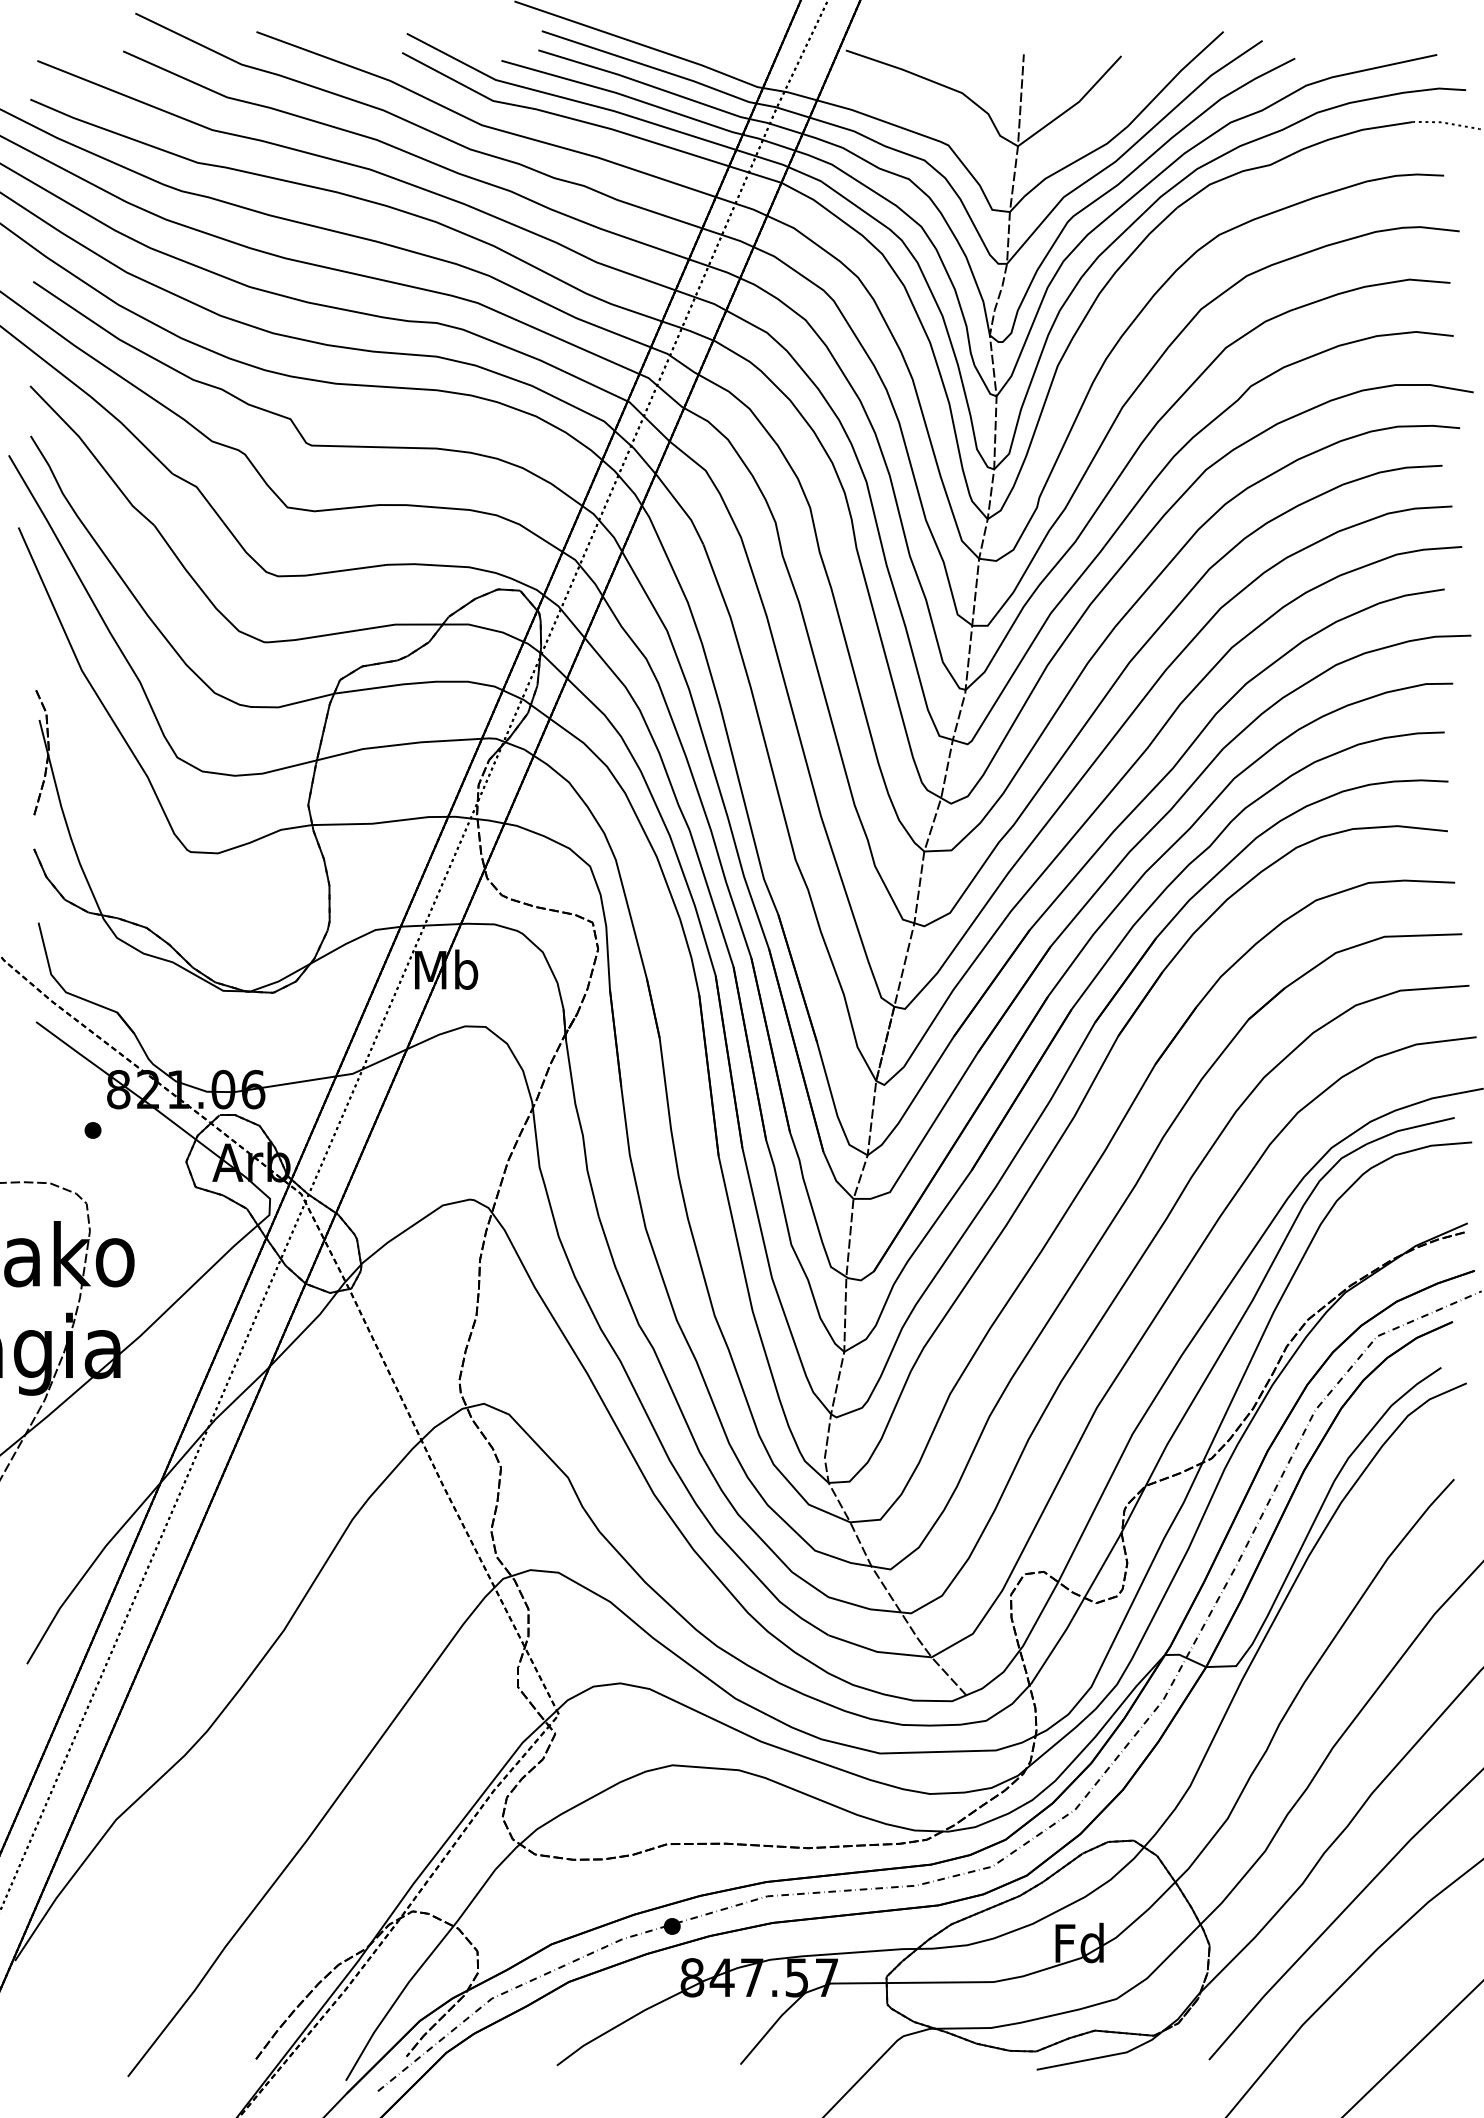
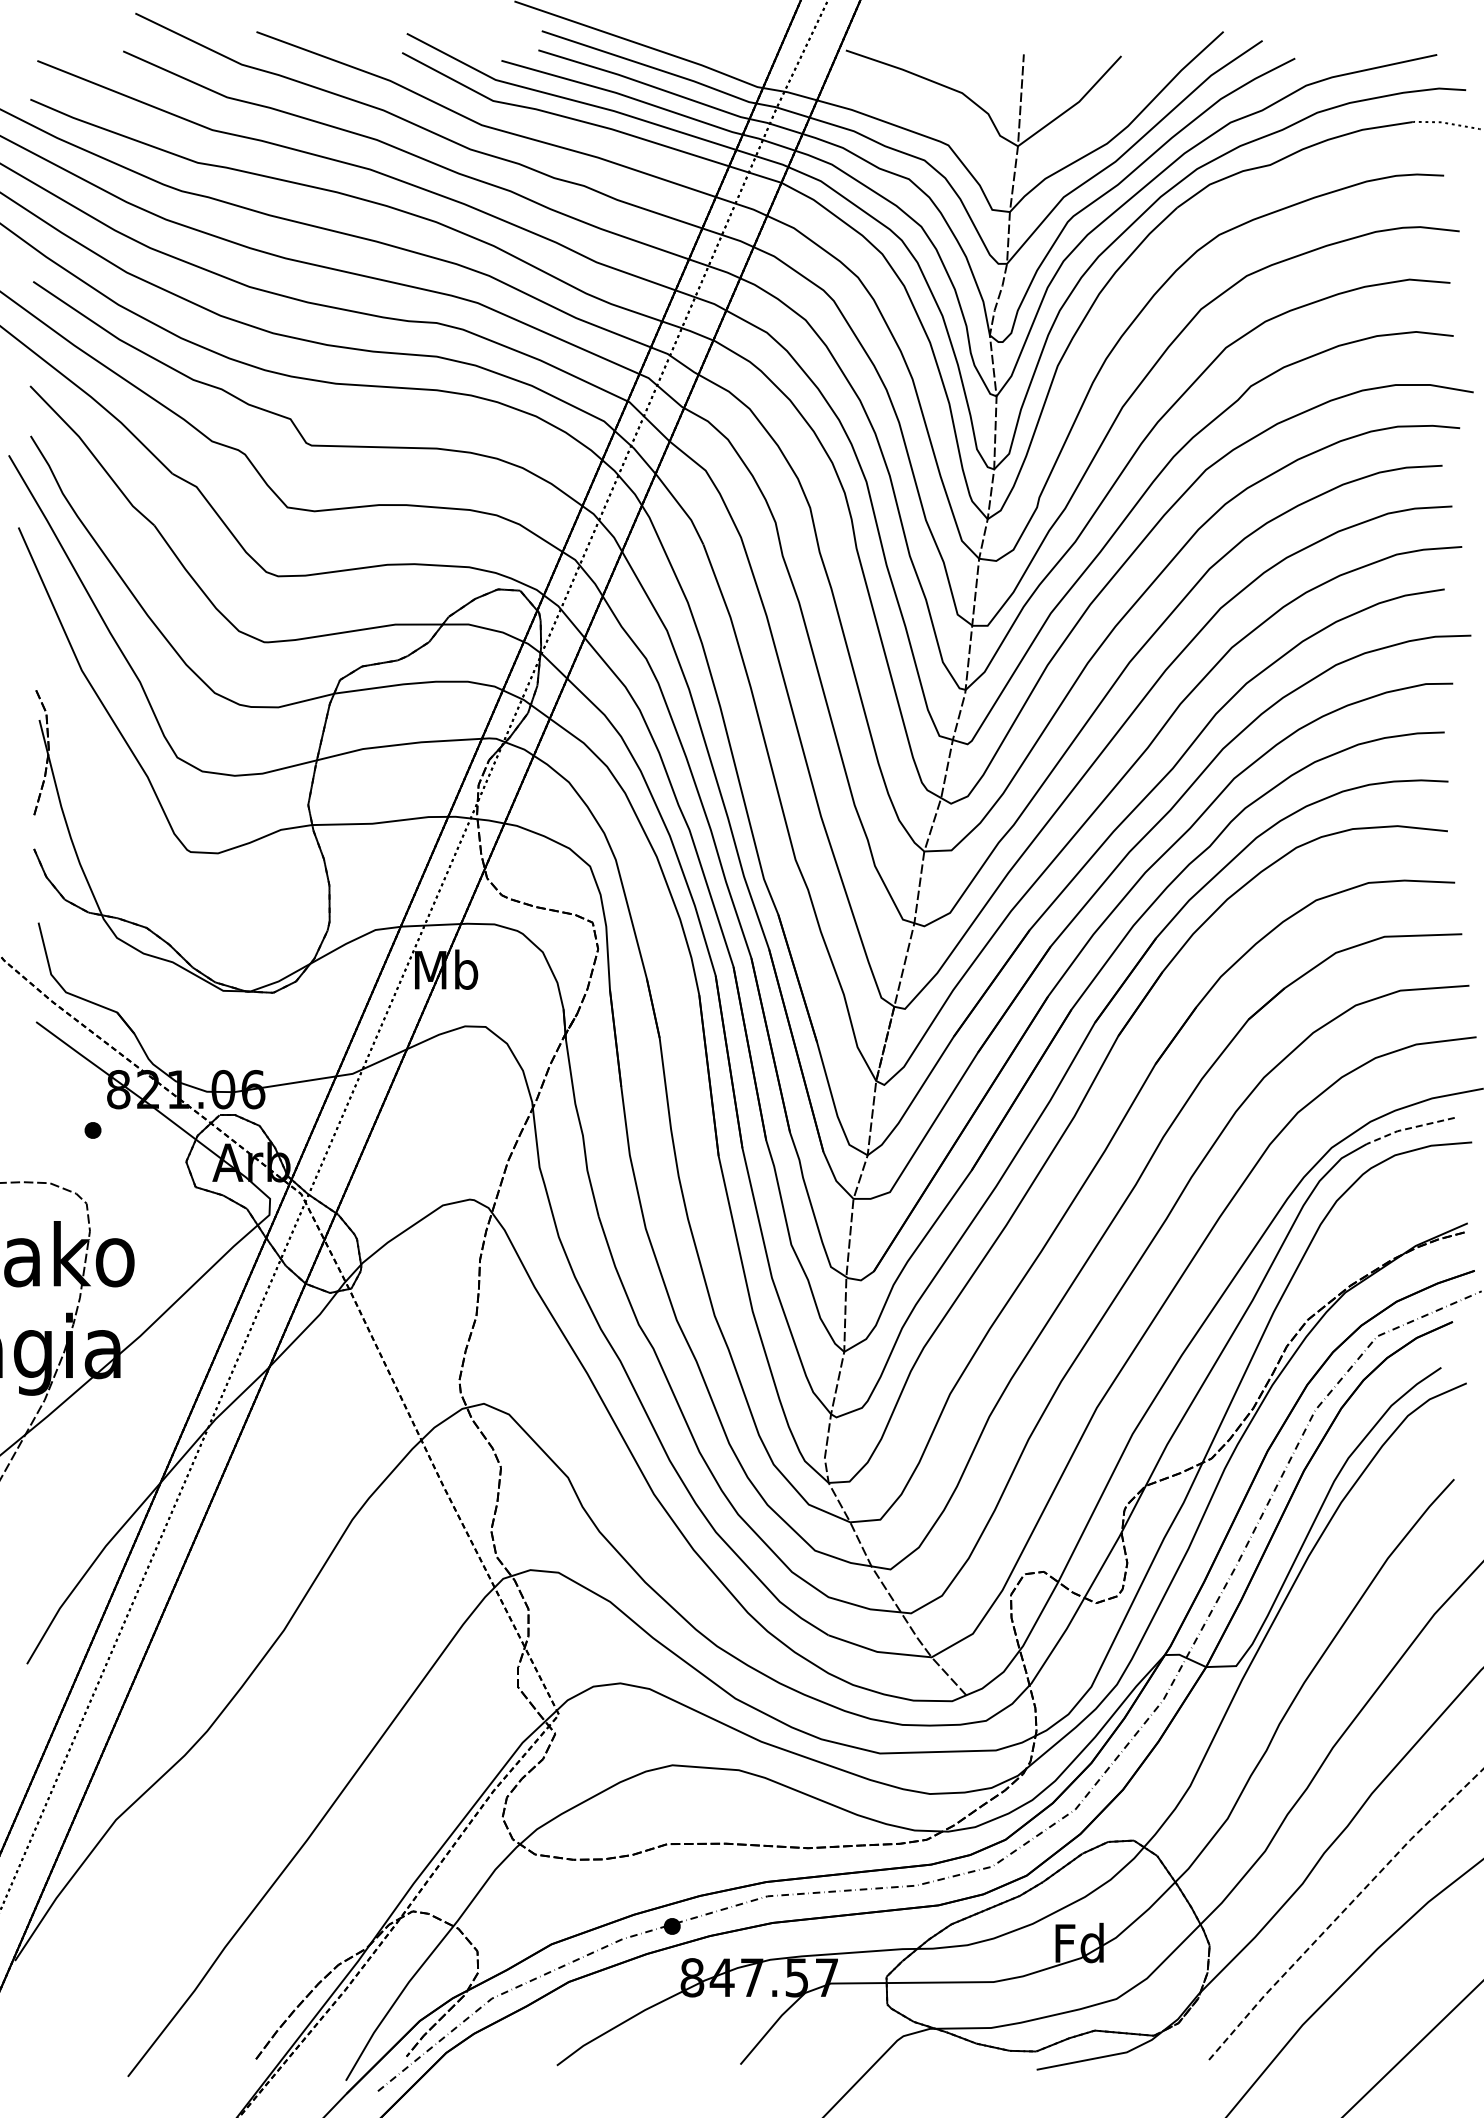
line: solid -> dashed (1409, 1128)
line: solid -> dashed (1343, 1911)
